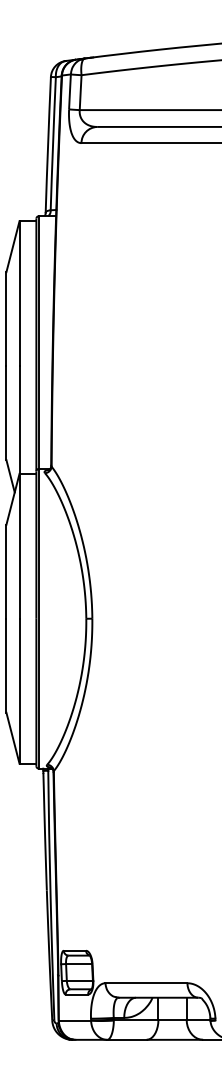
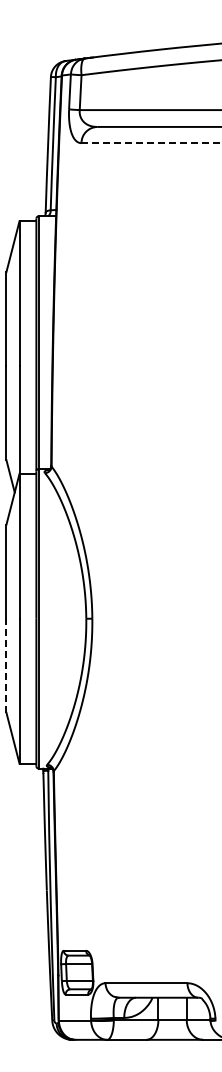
line: solid -> dashed (151, 143)
line: solid -> dashed (6, 665)
